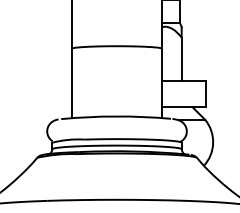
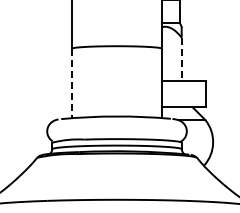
line: solid -> dashed (181, 59)
line: solid -> dashed (71, 83)
